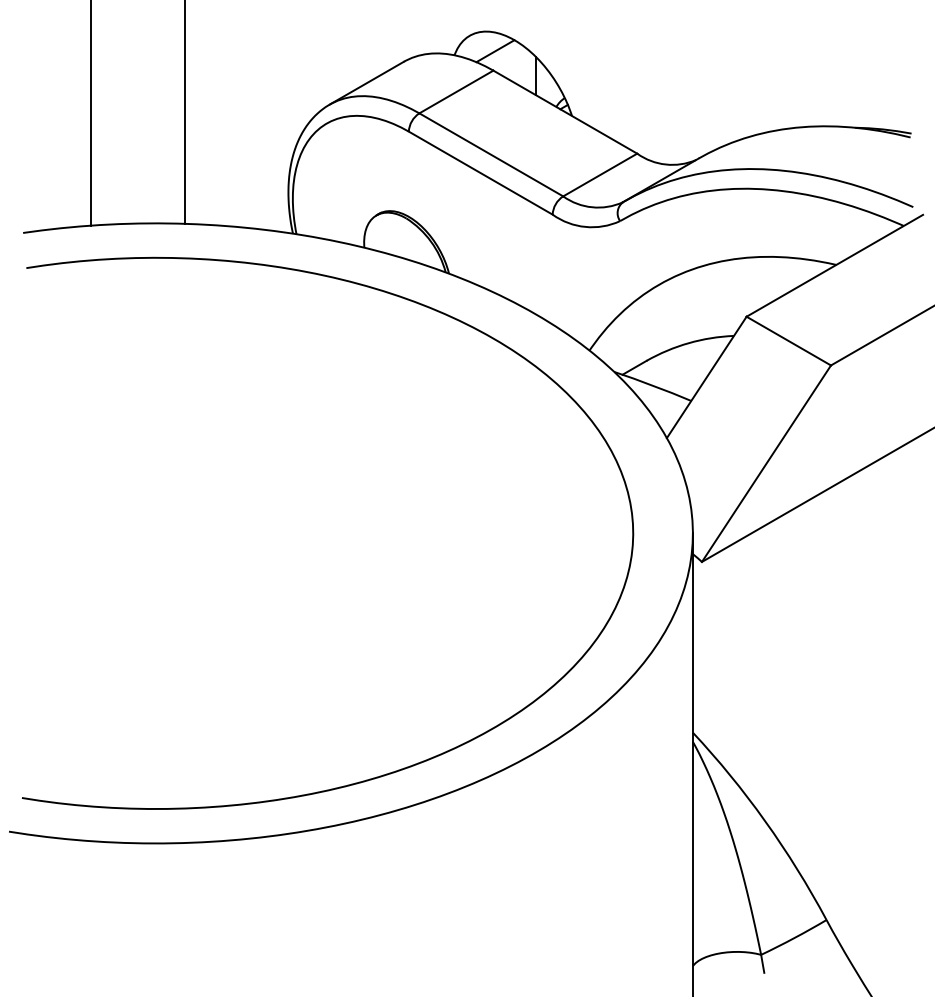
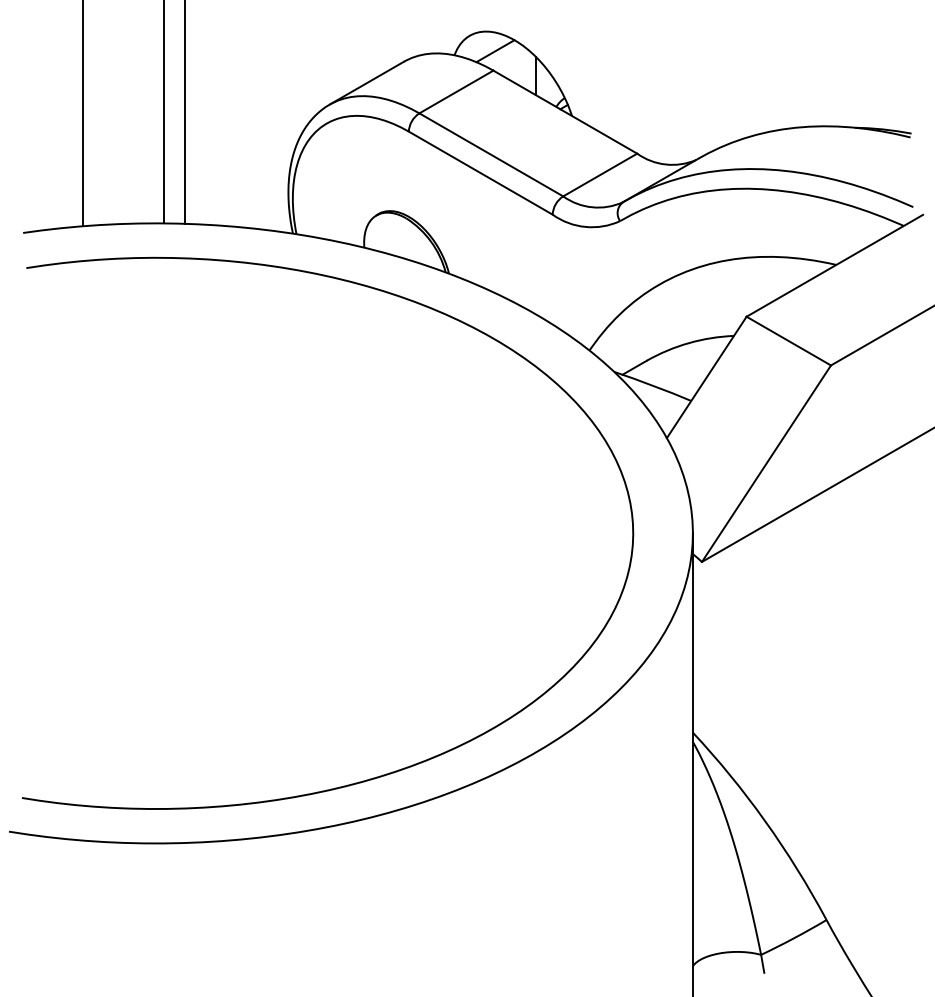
line: none -> present (163, 112)
line position: (90, 114) -> (82, 114) (82, 114)
